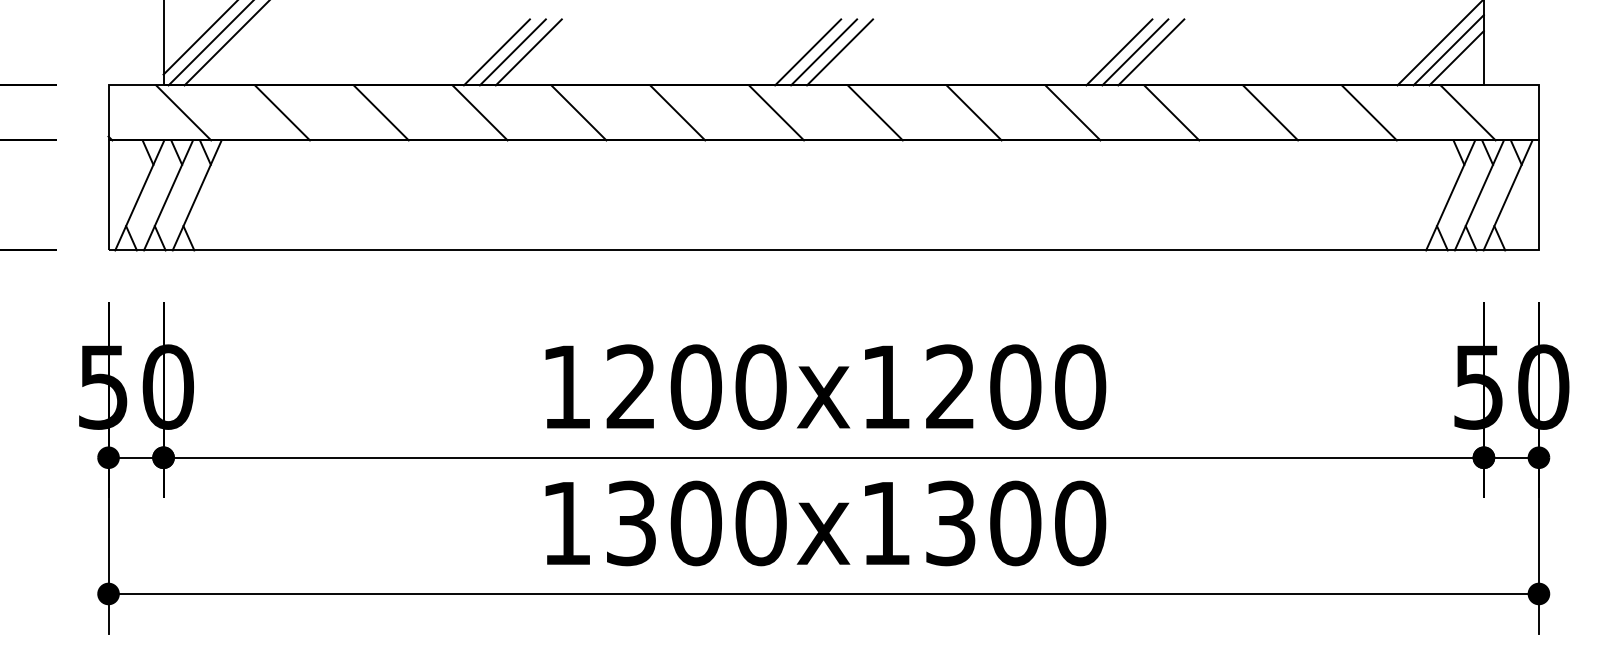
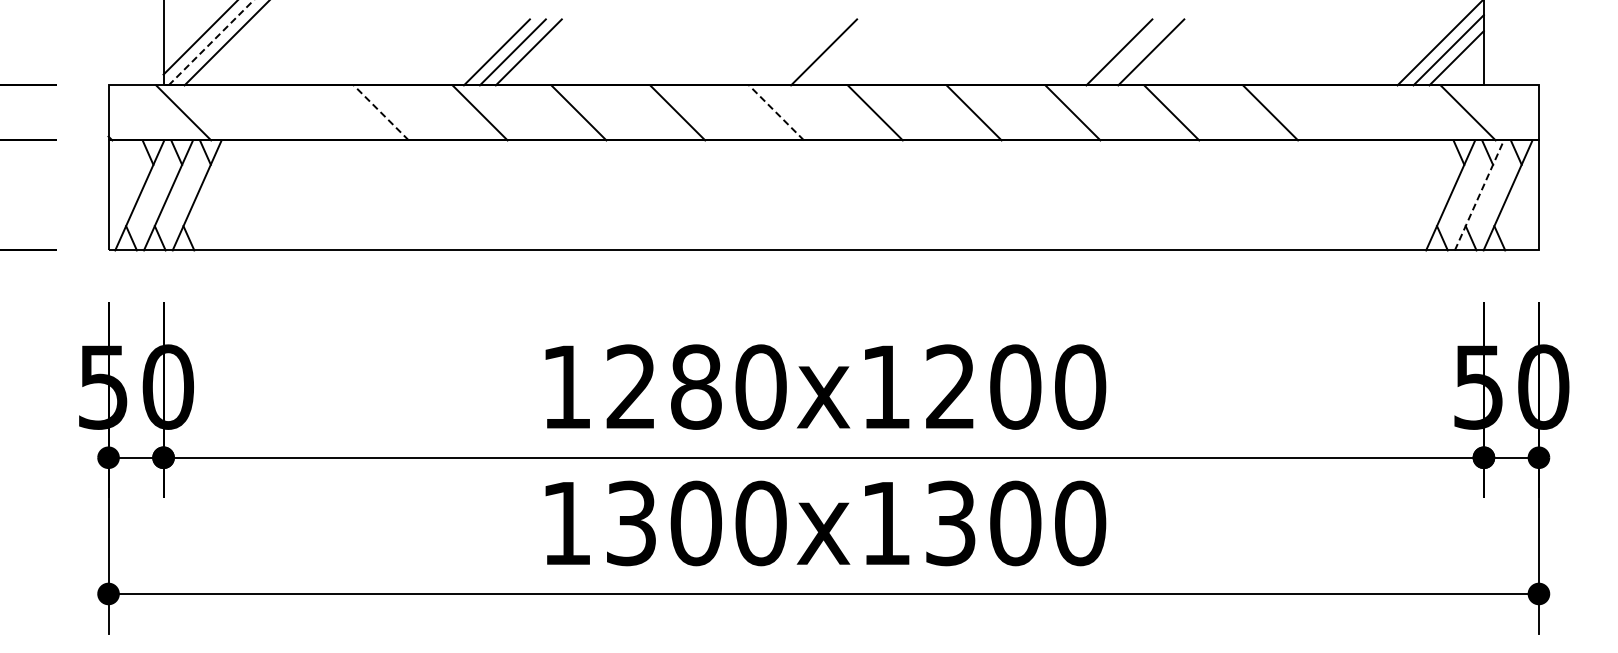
line: solid -> dashed (211, 43)
line: present -> none (808, 52)
line: present -> none (840, 52)
line: present -> none (1135, 52)
line: present -> none (282, 112)
line: solid -> dashed (381, 112)
line: solid -> dashed (776, 112)
line: present -> none (1368, 112)
line: solid -> dashed (1479, 194)
text: 1200x1200 -> 1280x1200 (695, 386)
